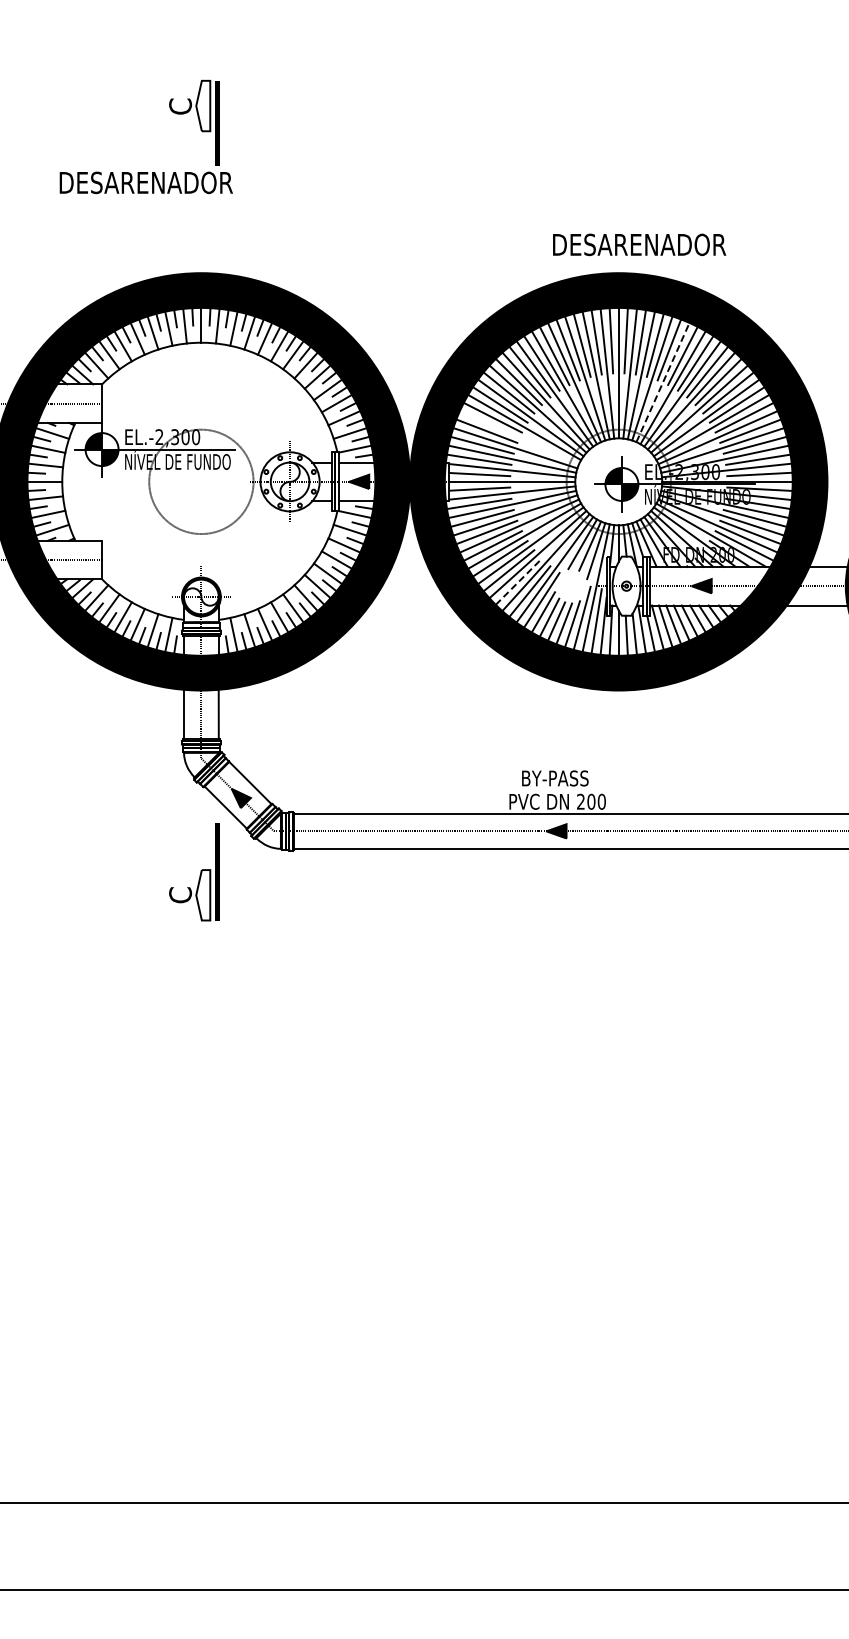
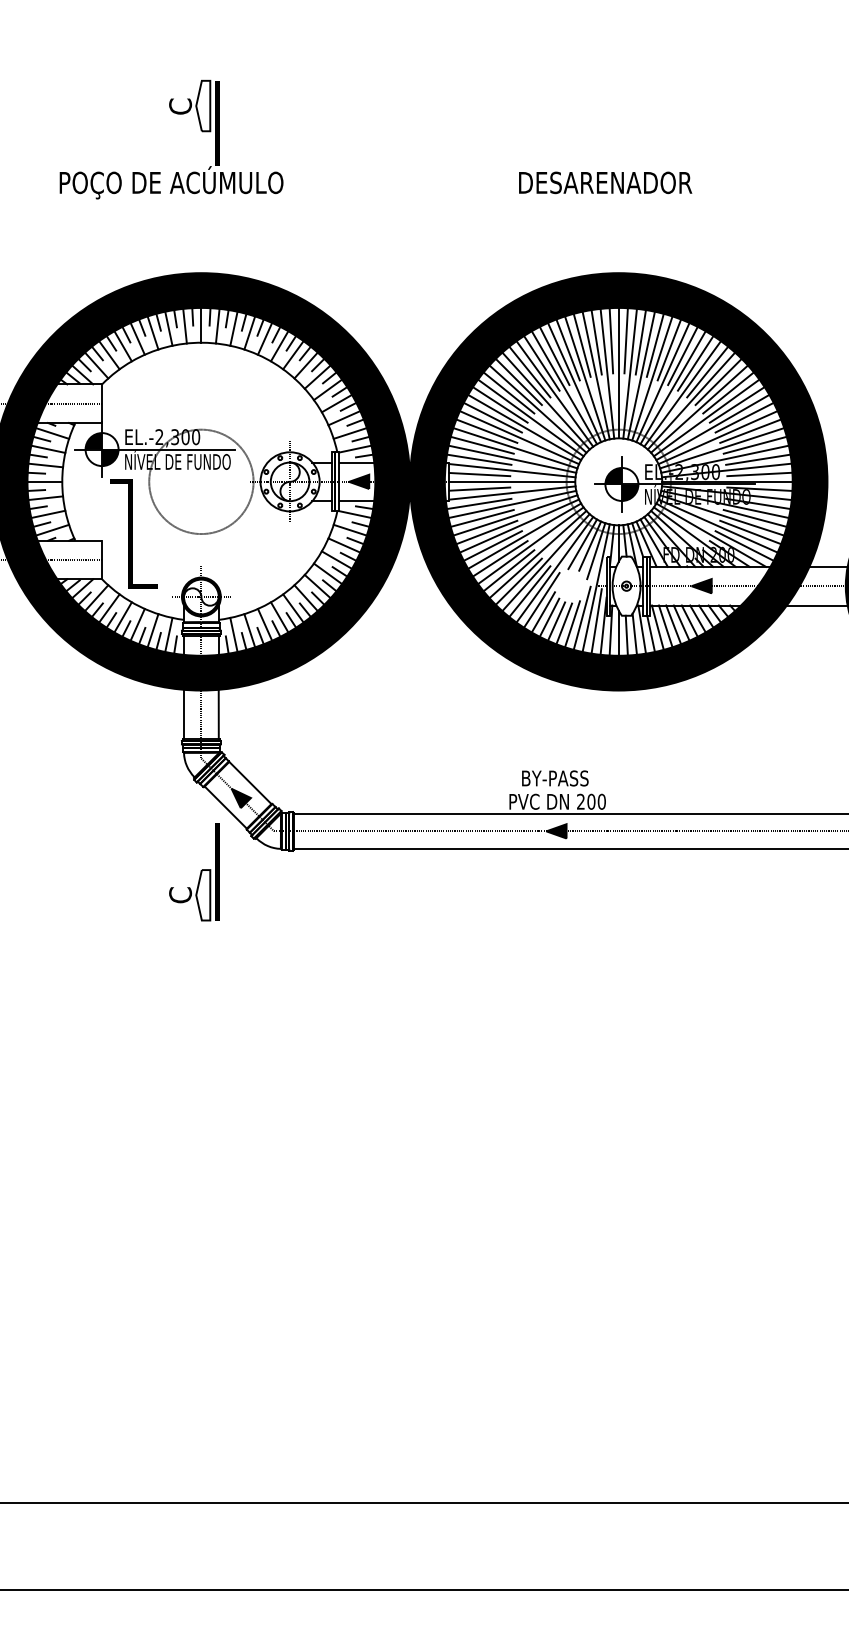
text: DESARENADOR -> POÇO DE ACÚMULO (172, 182)
text position: (639, 244) -> (605, 182) (605, 182)
line: dashed -> solid (663, 382)
line: none -> present (519, 437)
line: none -> present (132, 533)
line: dashed -> solid (518, 581)
